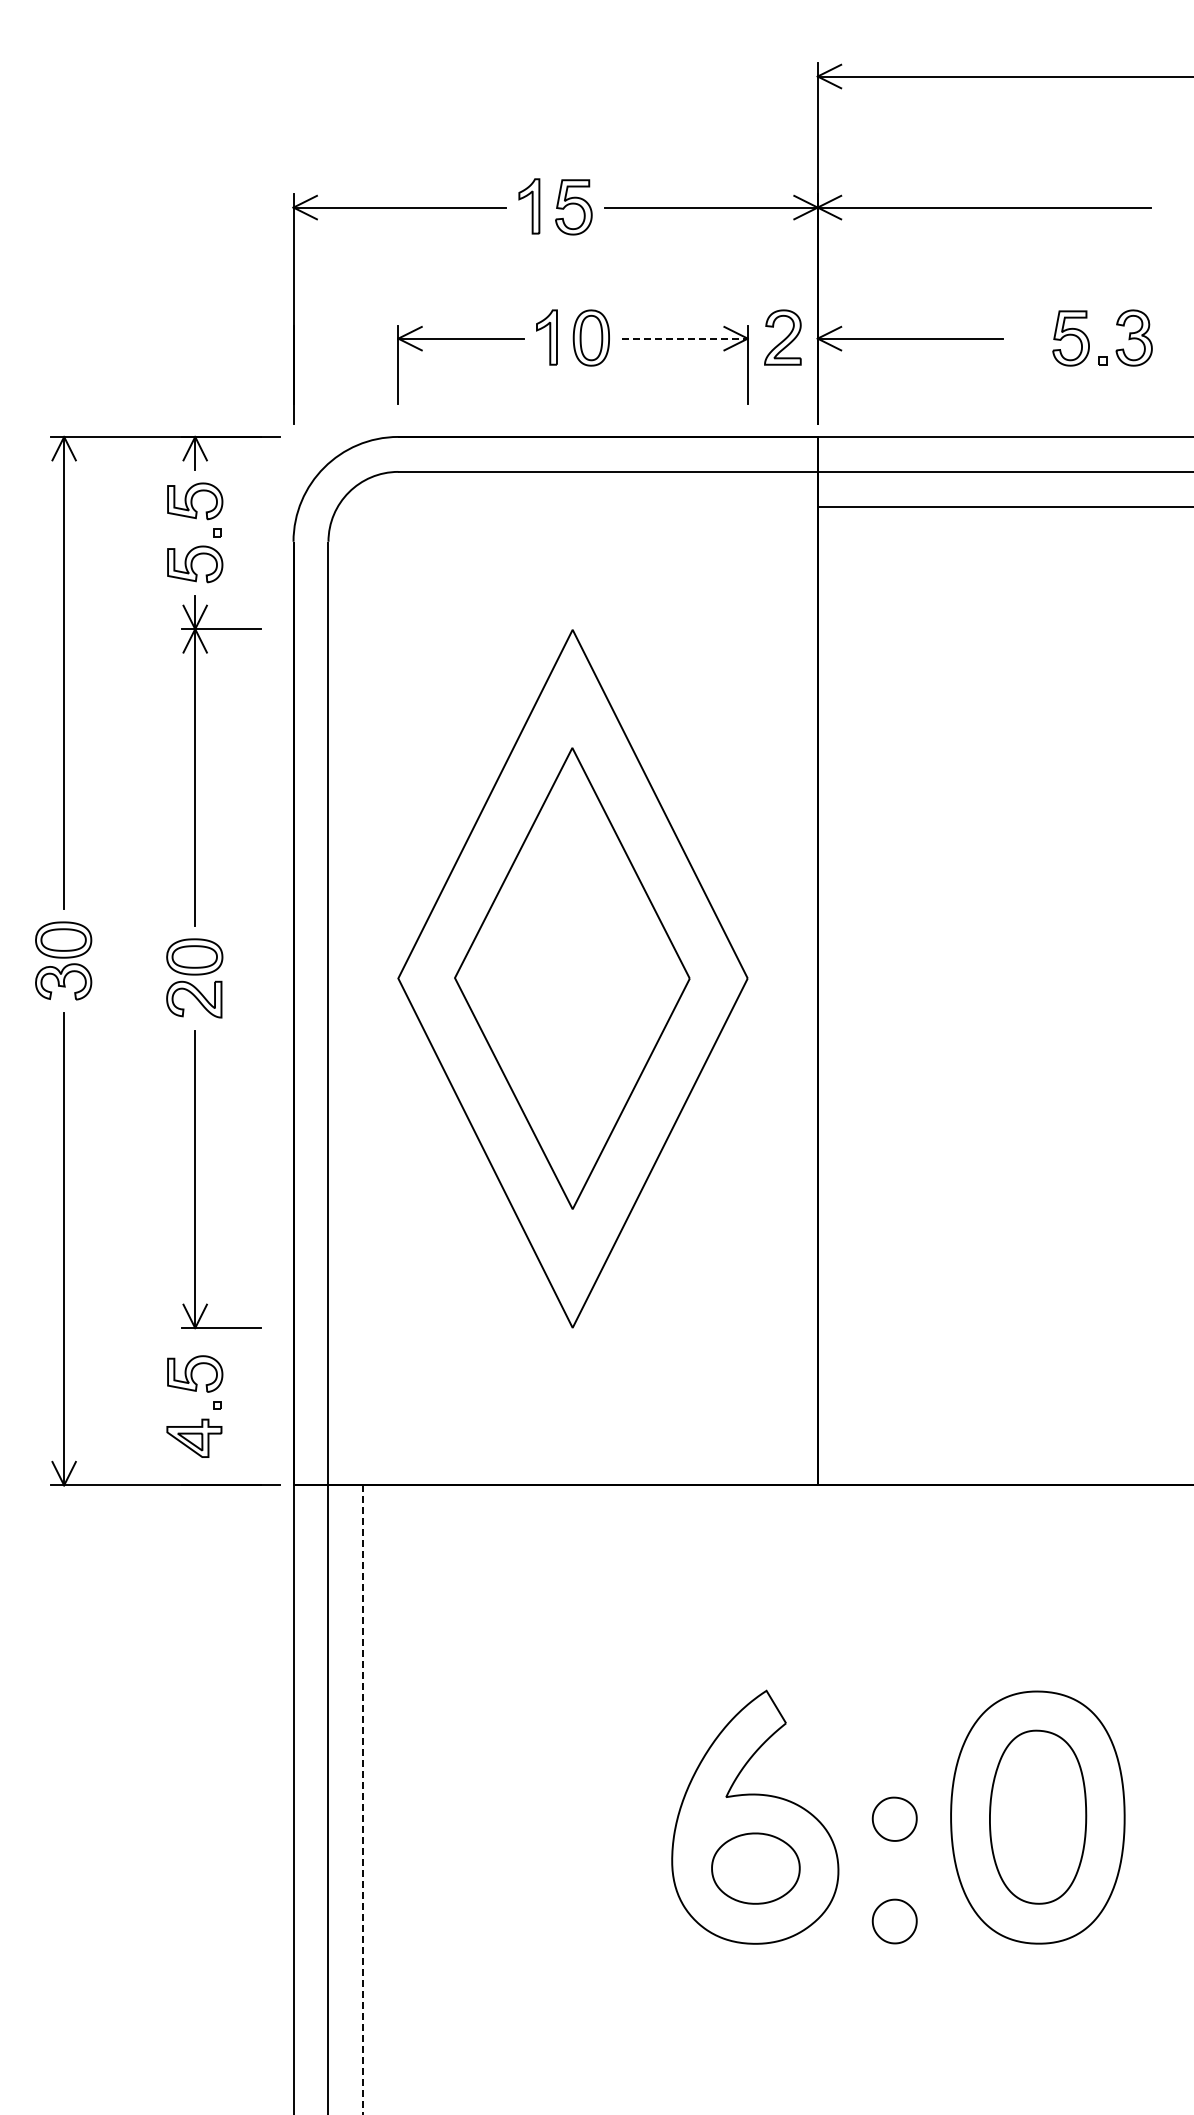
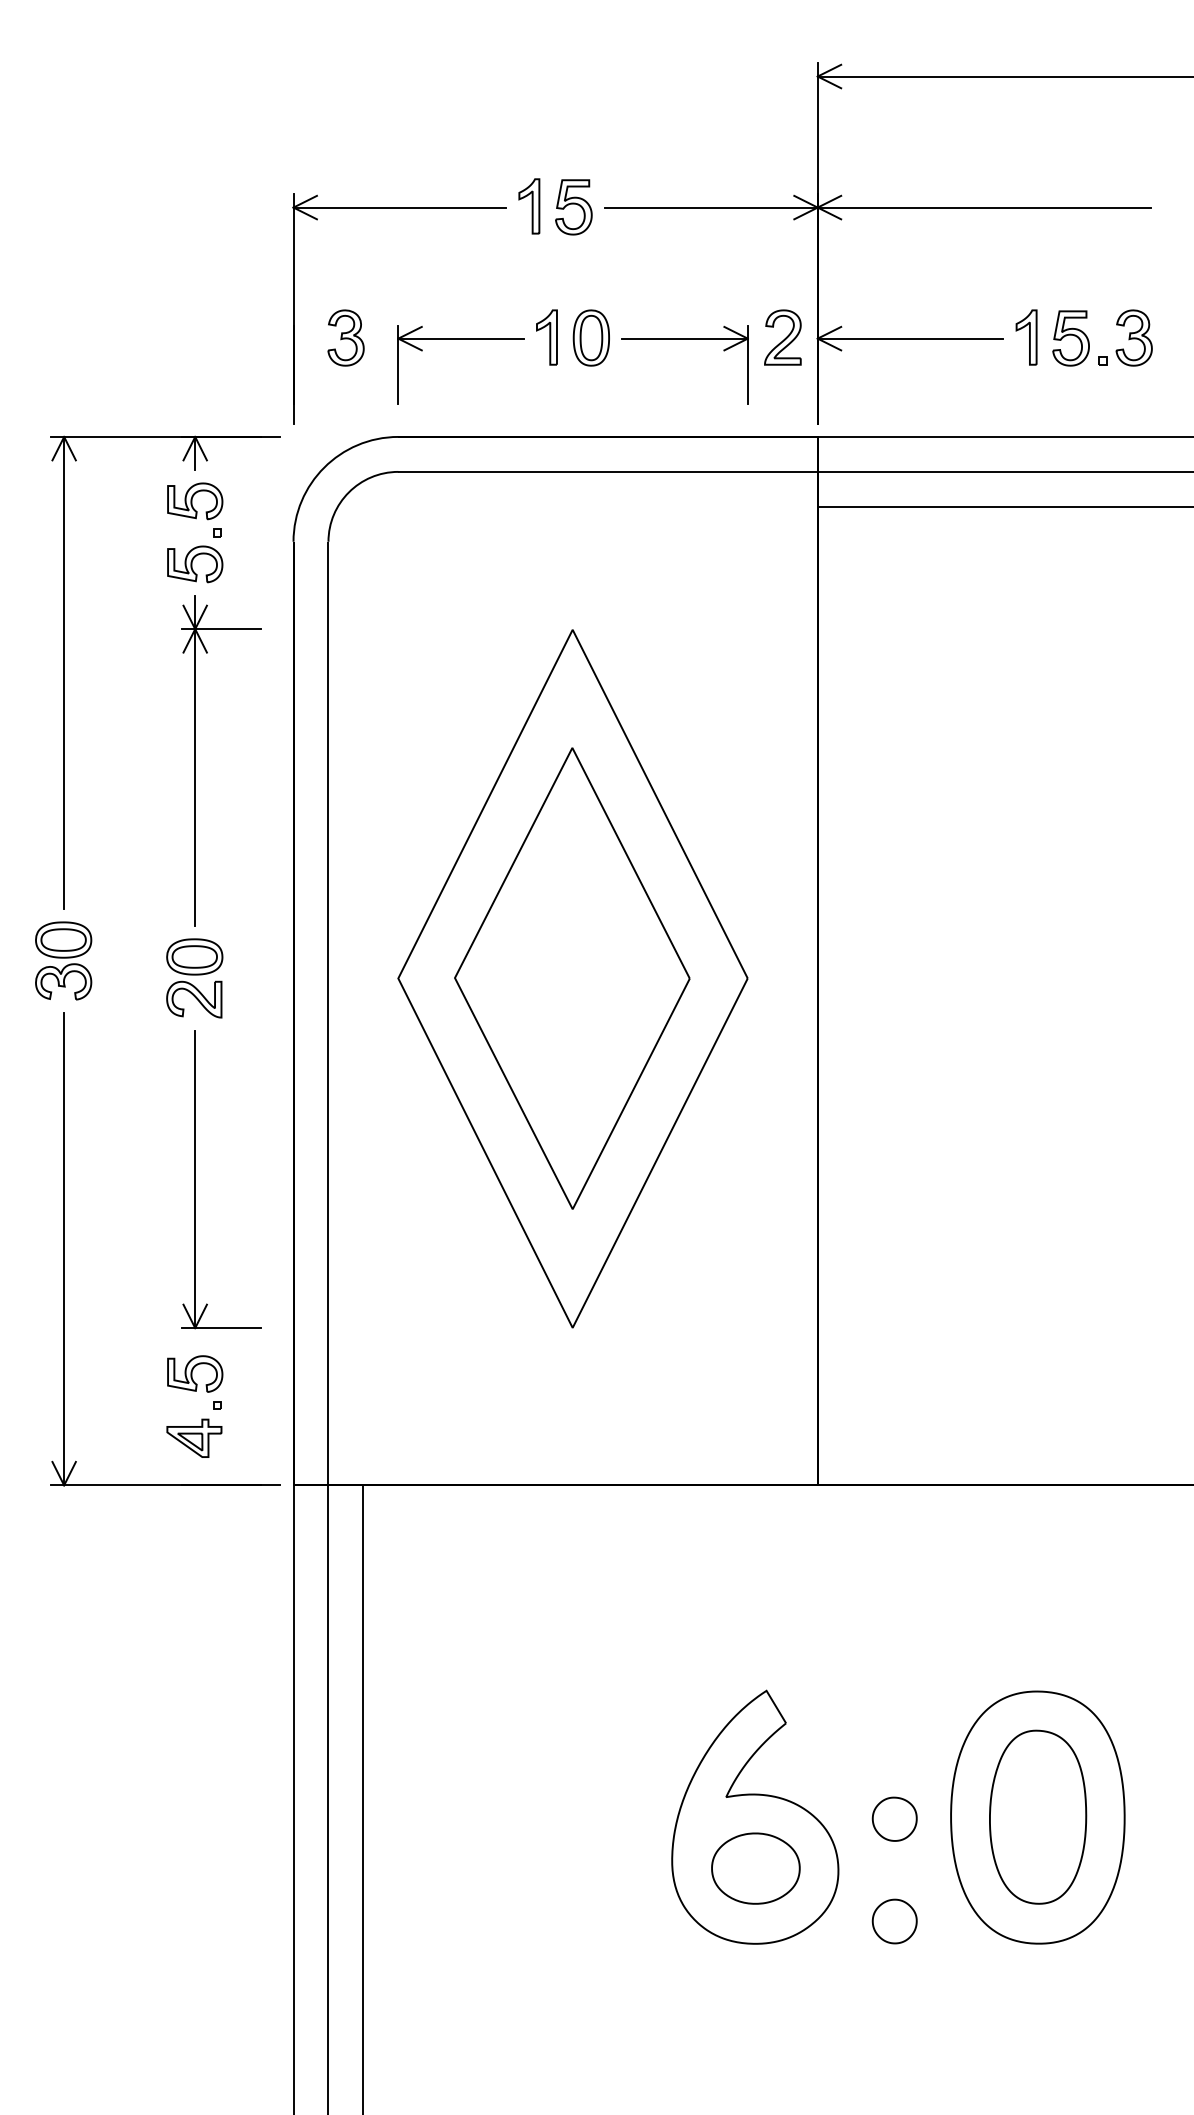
part: none -> present (345, 337)
part: none -> present (1026, 337)
line: dashed -> solid (685, 338)
line: dashed -> solid (363, 1800)
